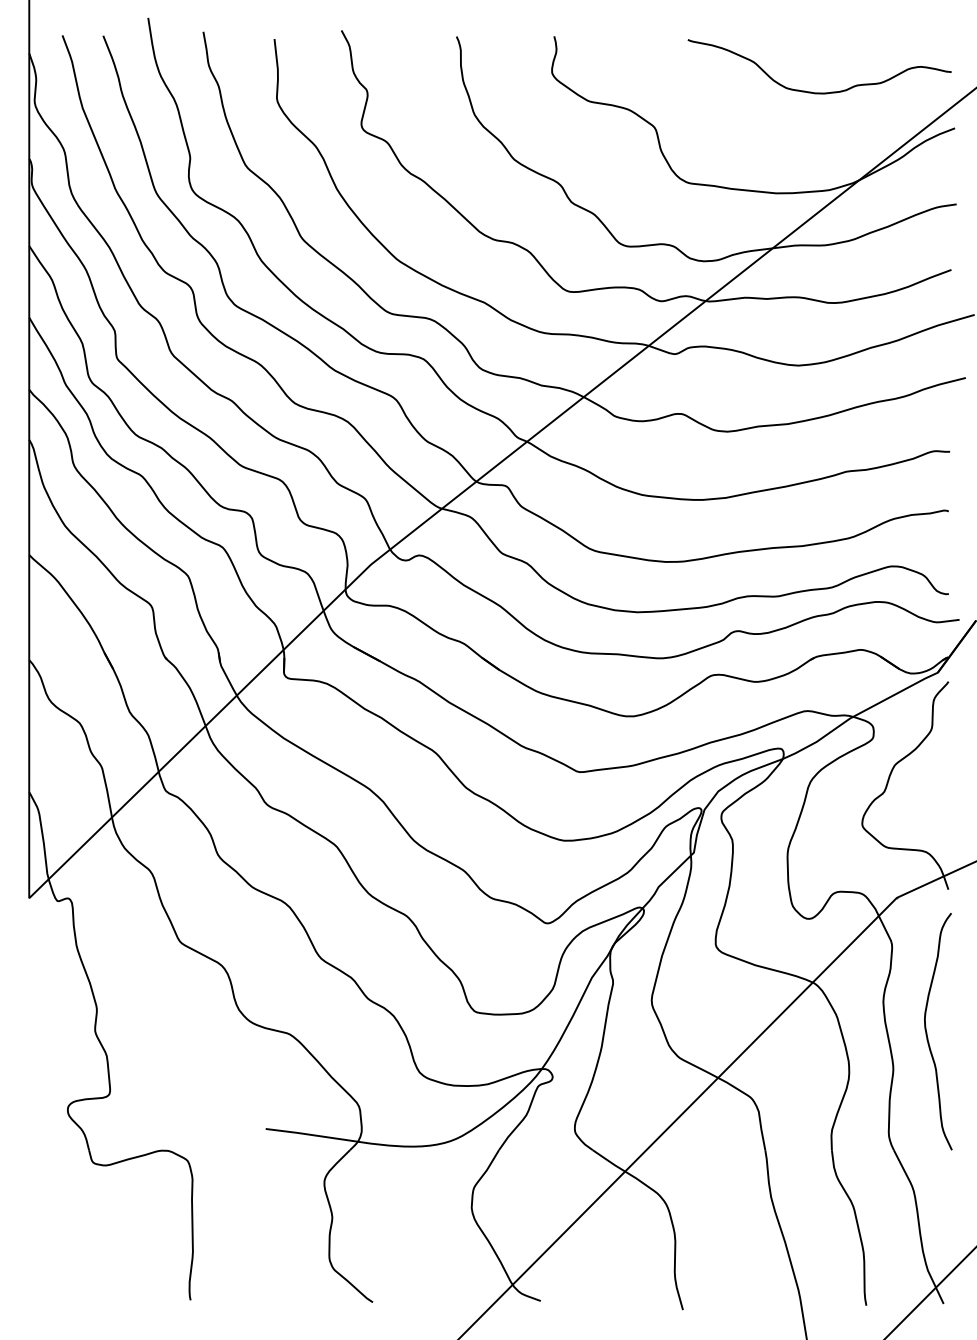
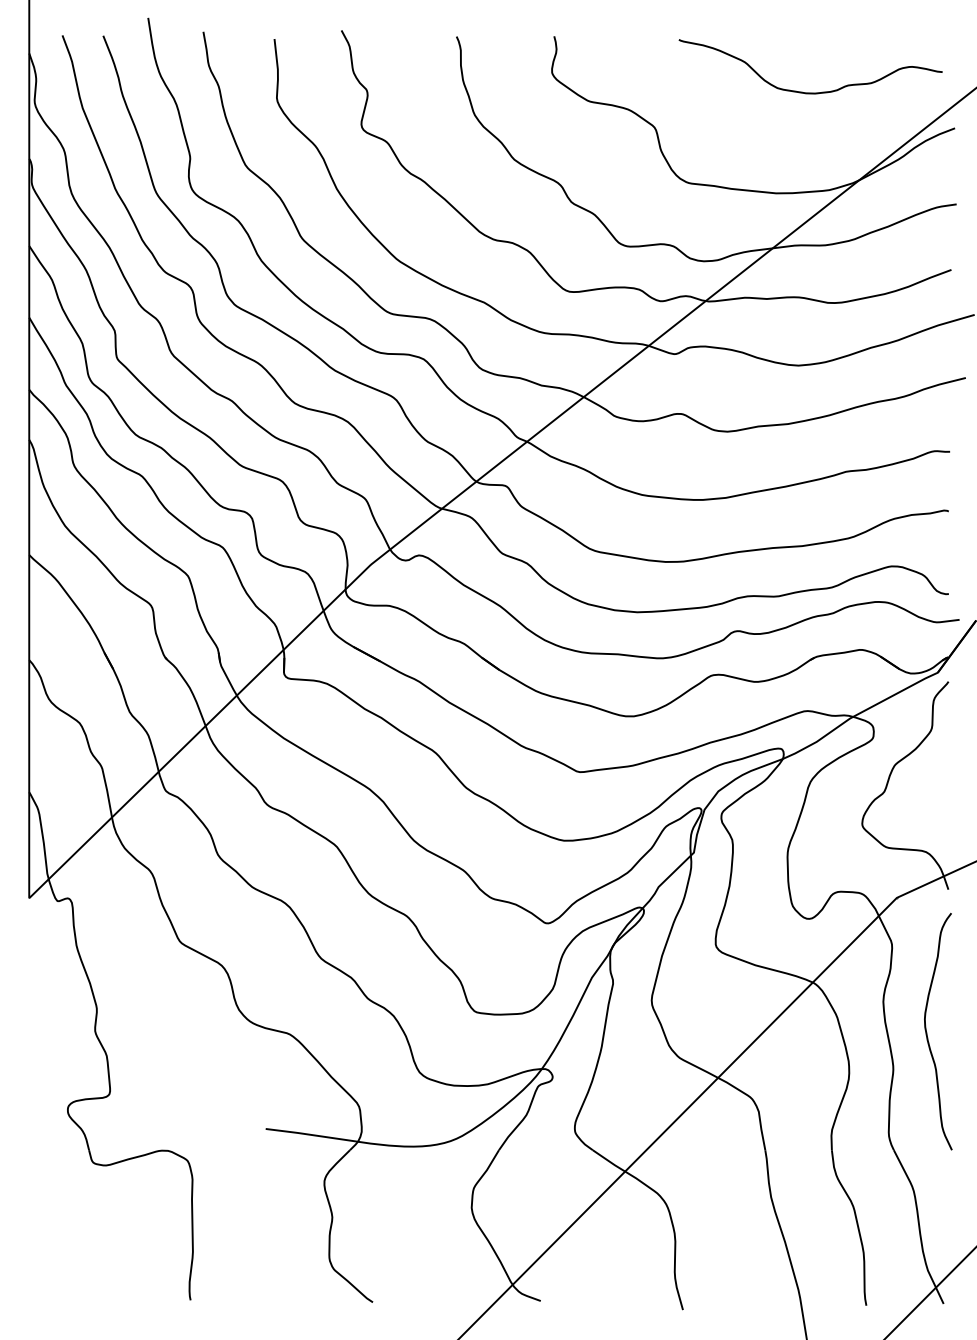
curve position: (819, 92) -> (810, 92) (810, 92)
